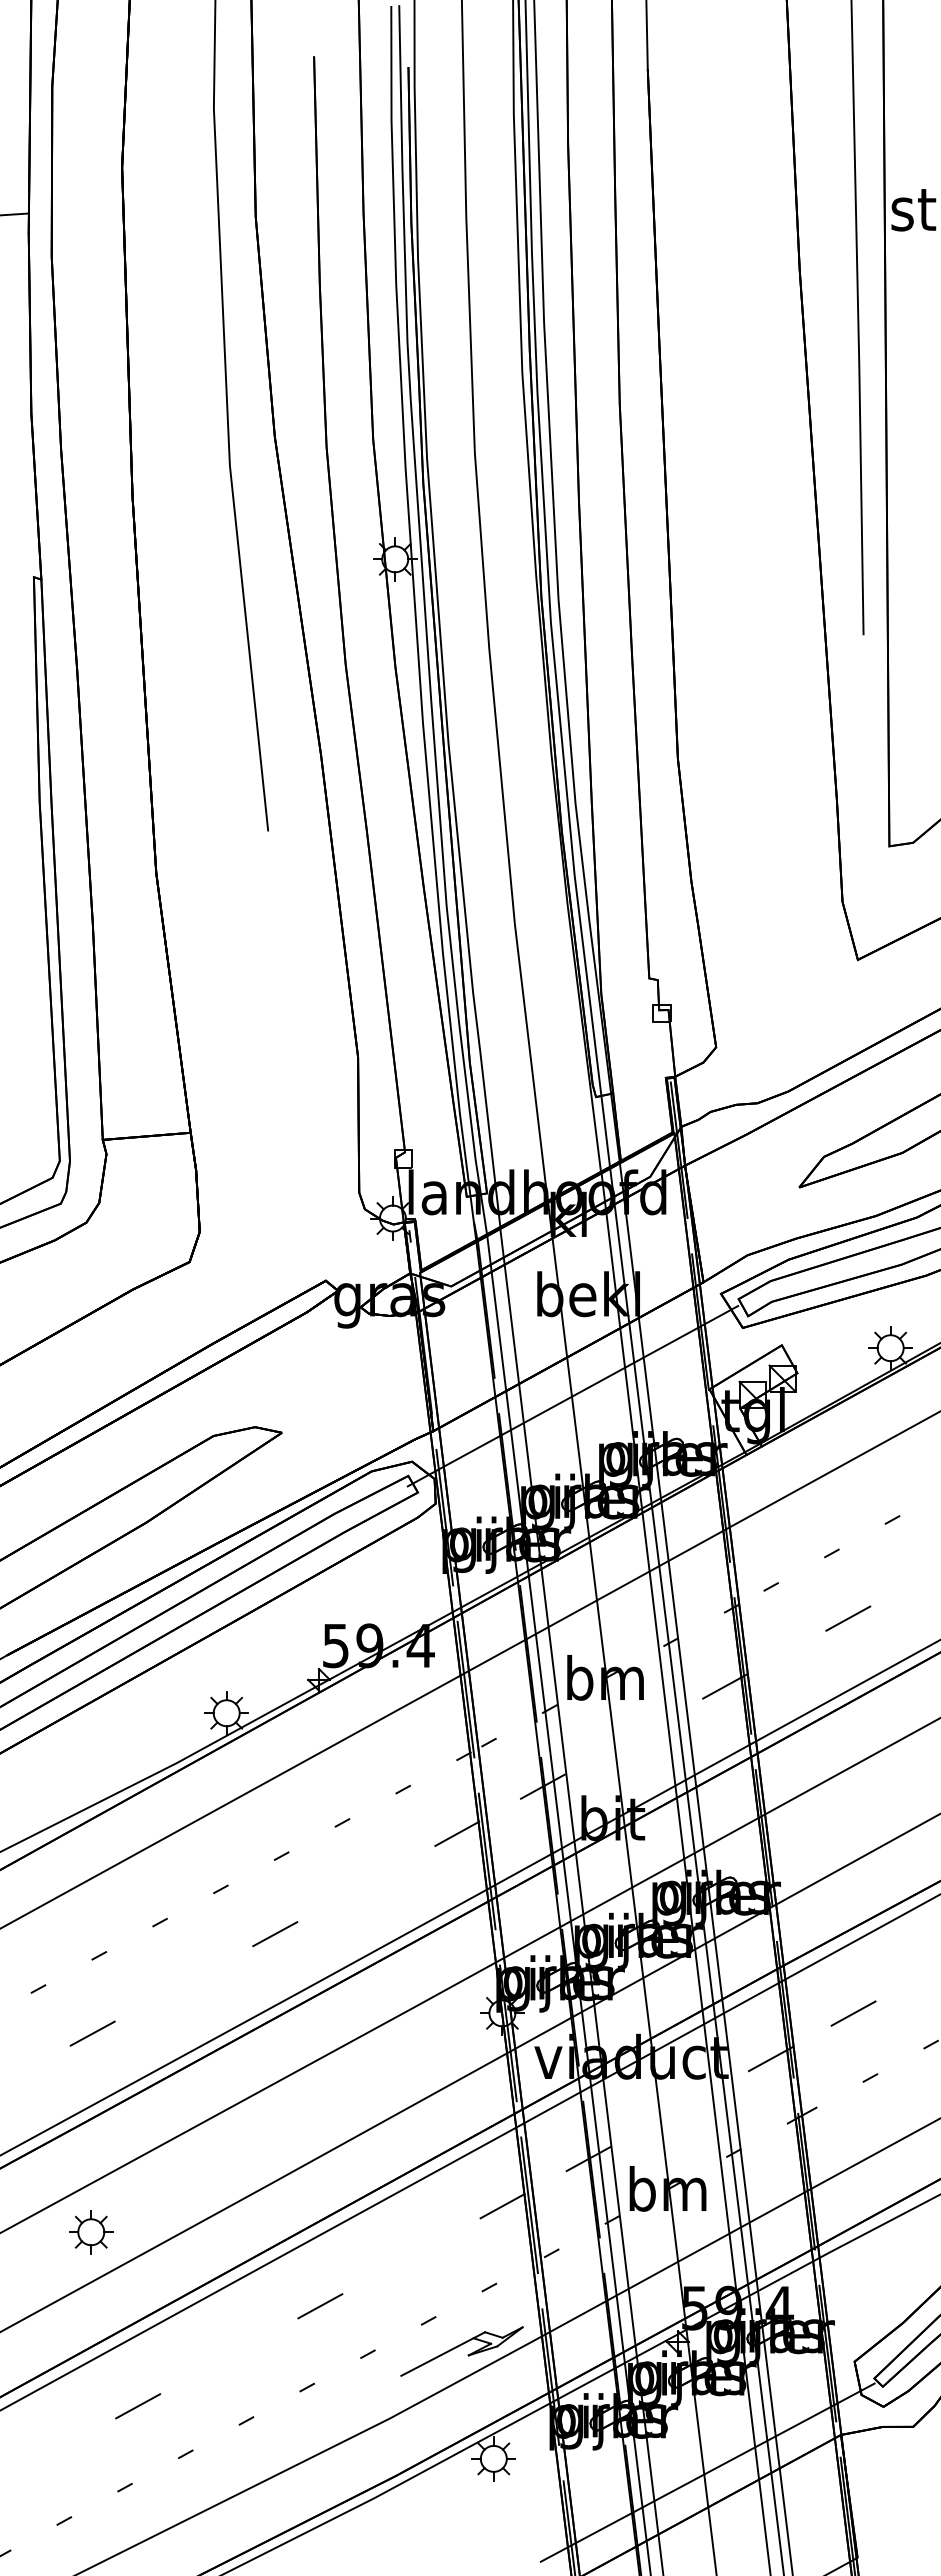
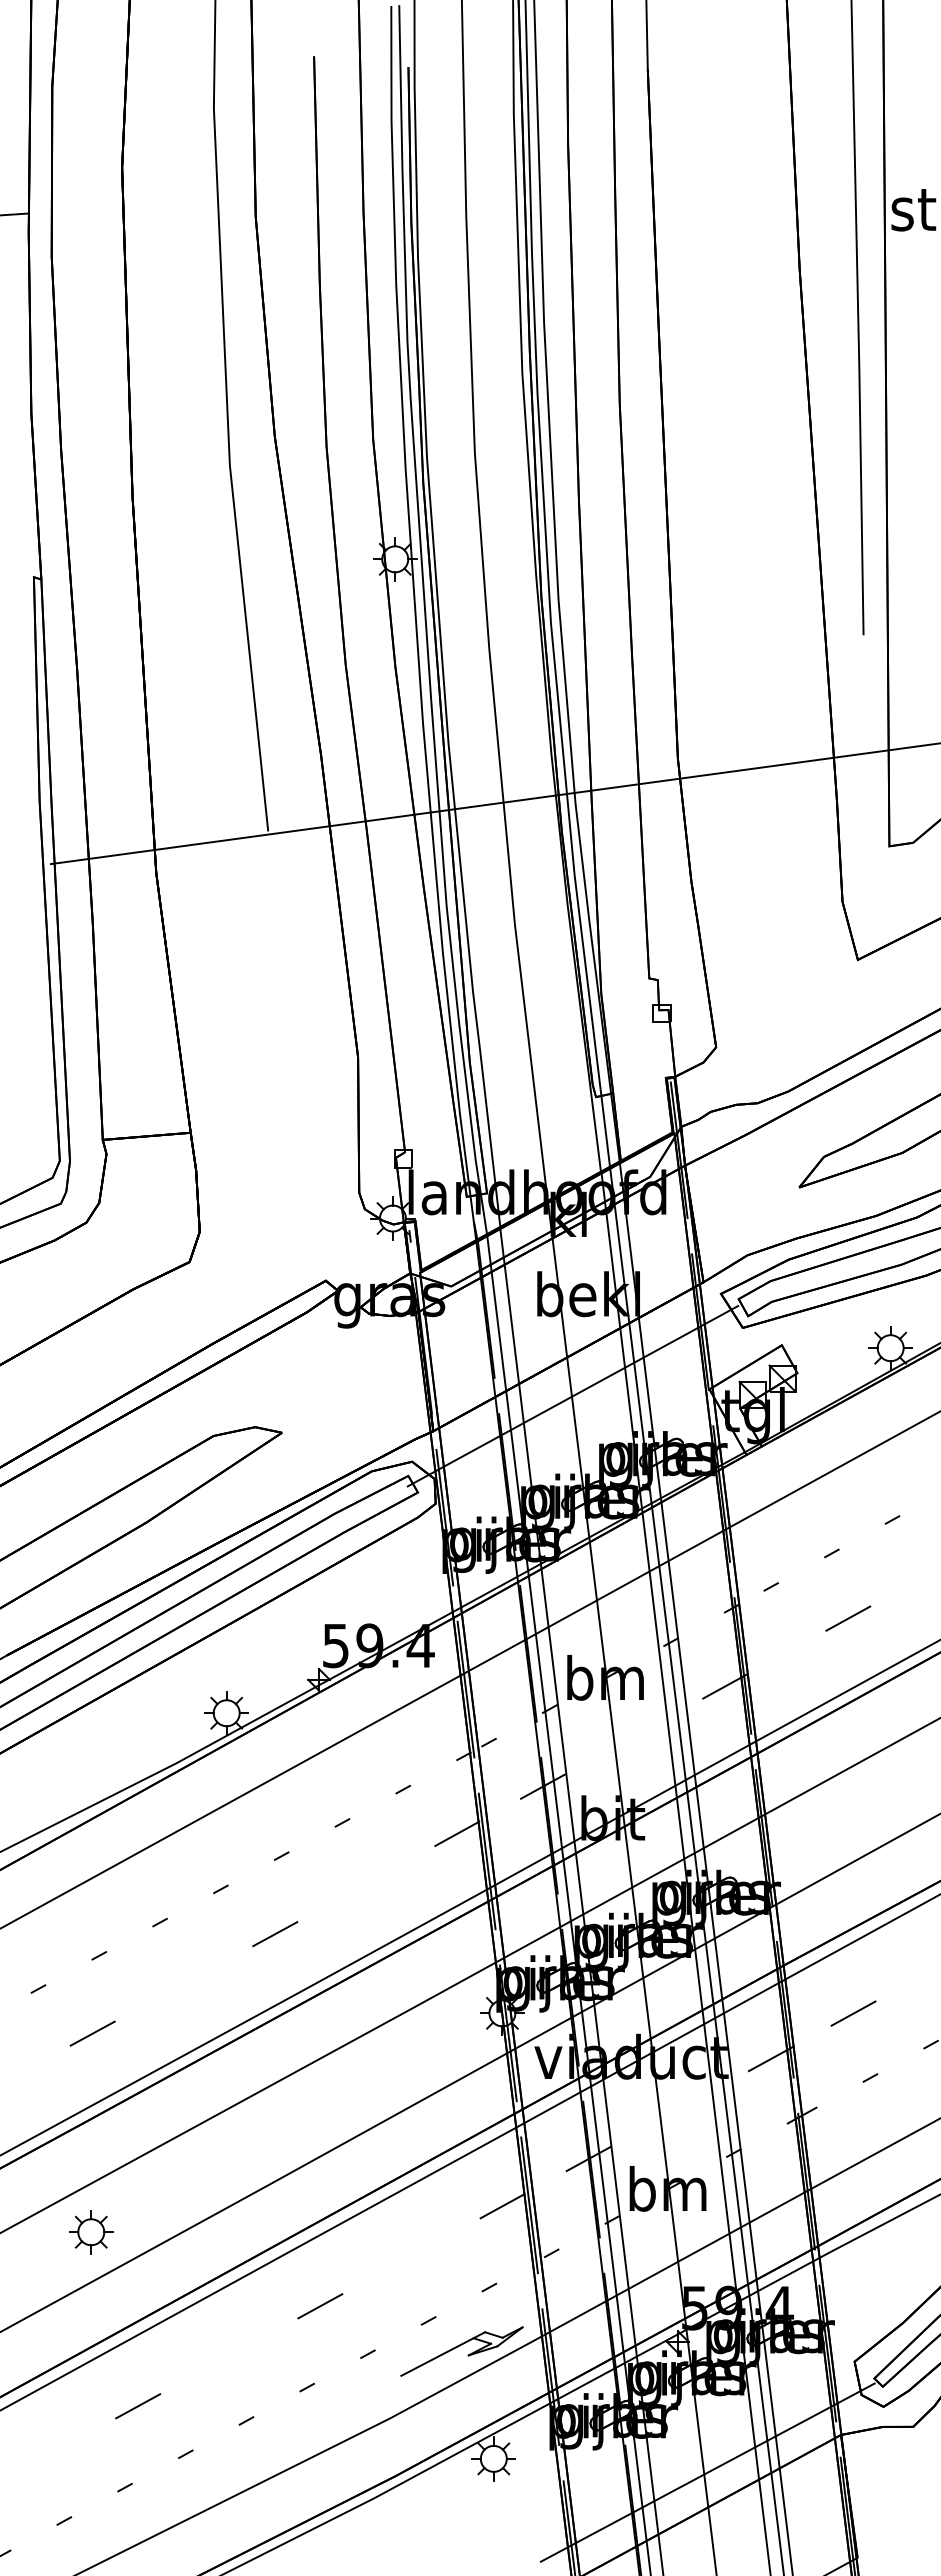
line: none -> present (493, 803)
